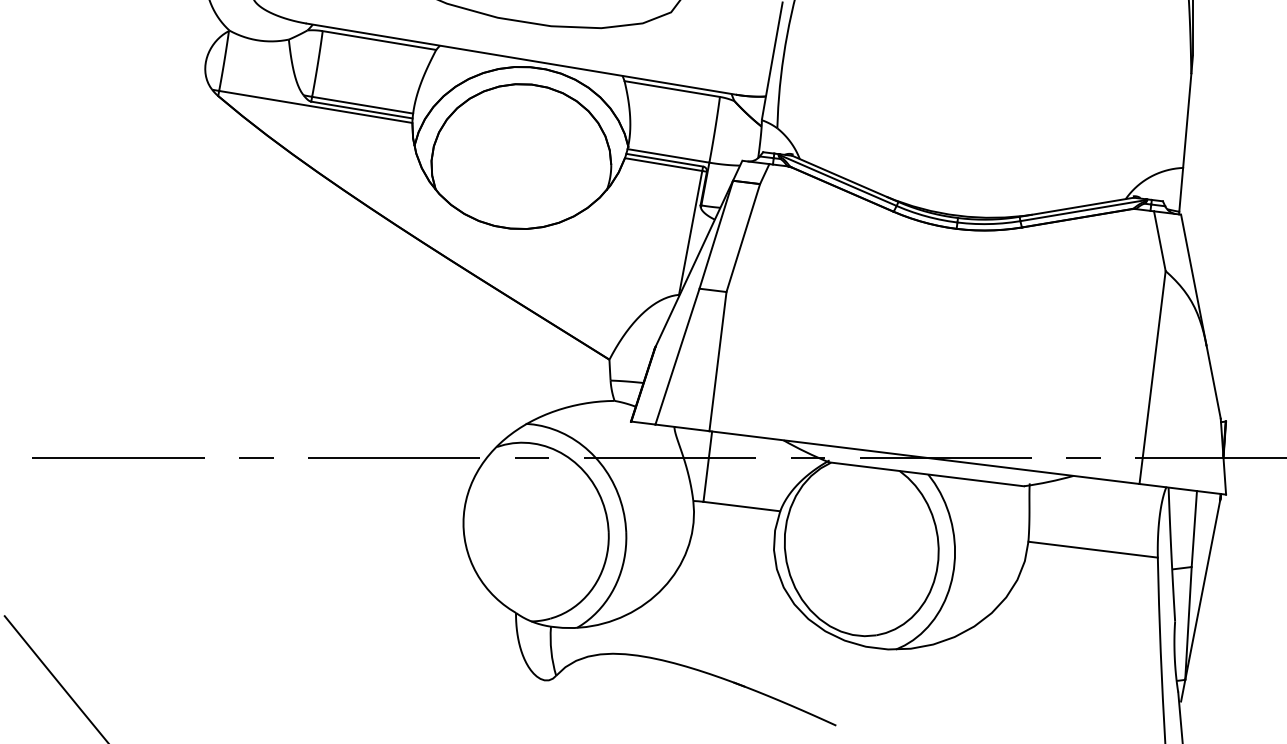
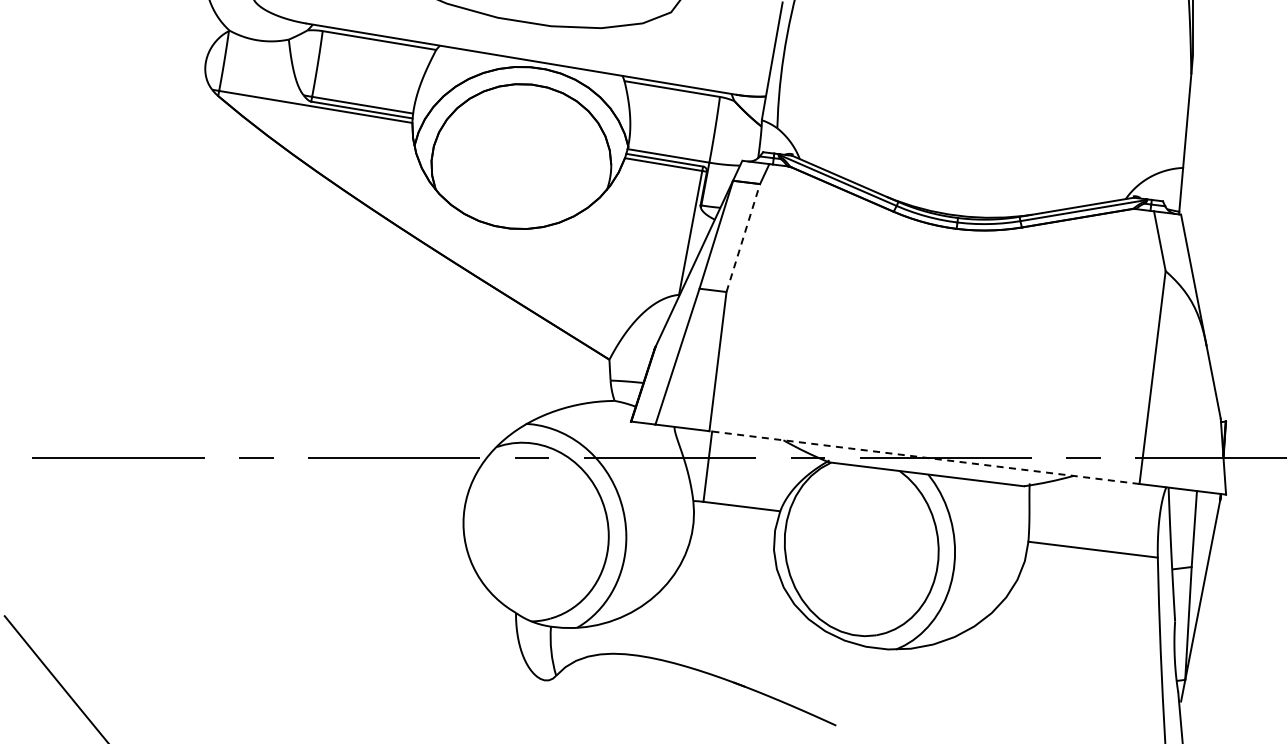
line: solid -> dashed (743, 238)
line: solid -> dashed (924, 457)
